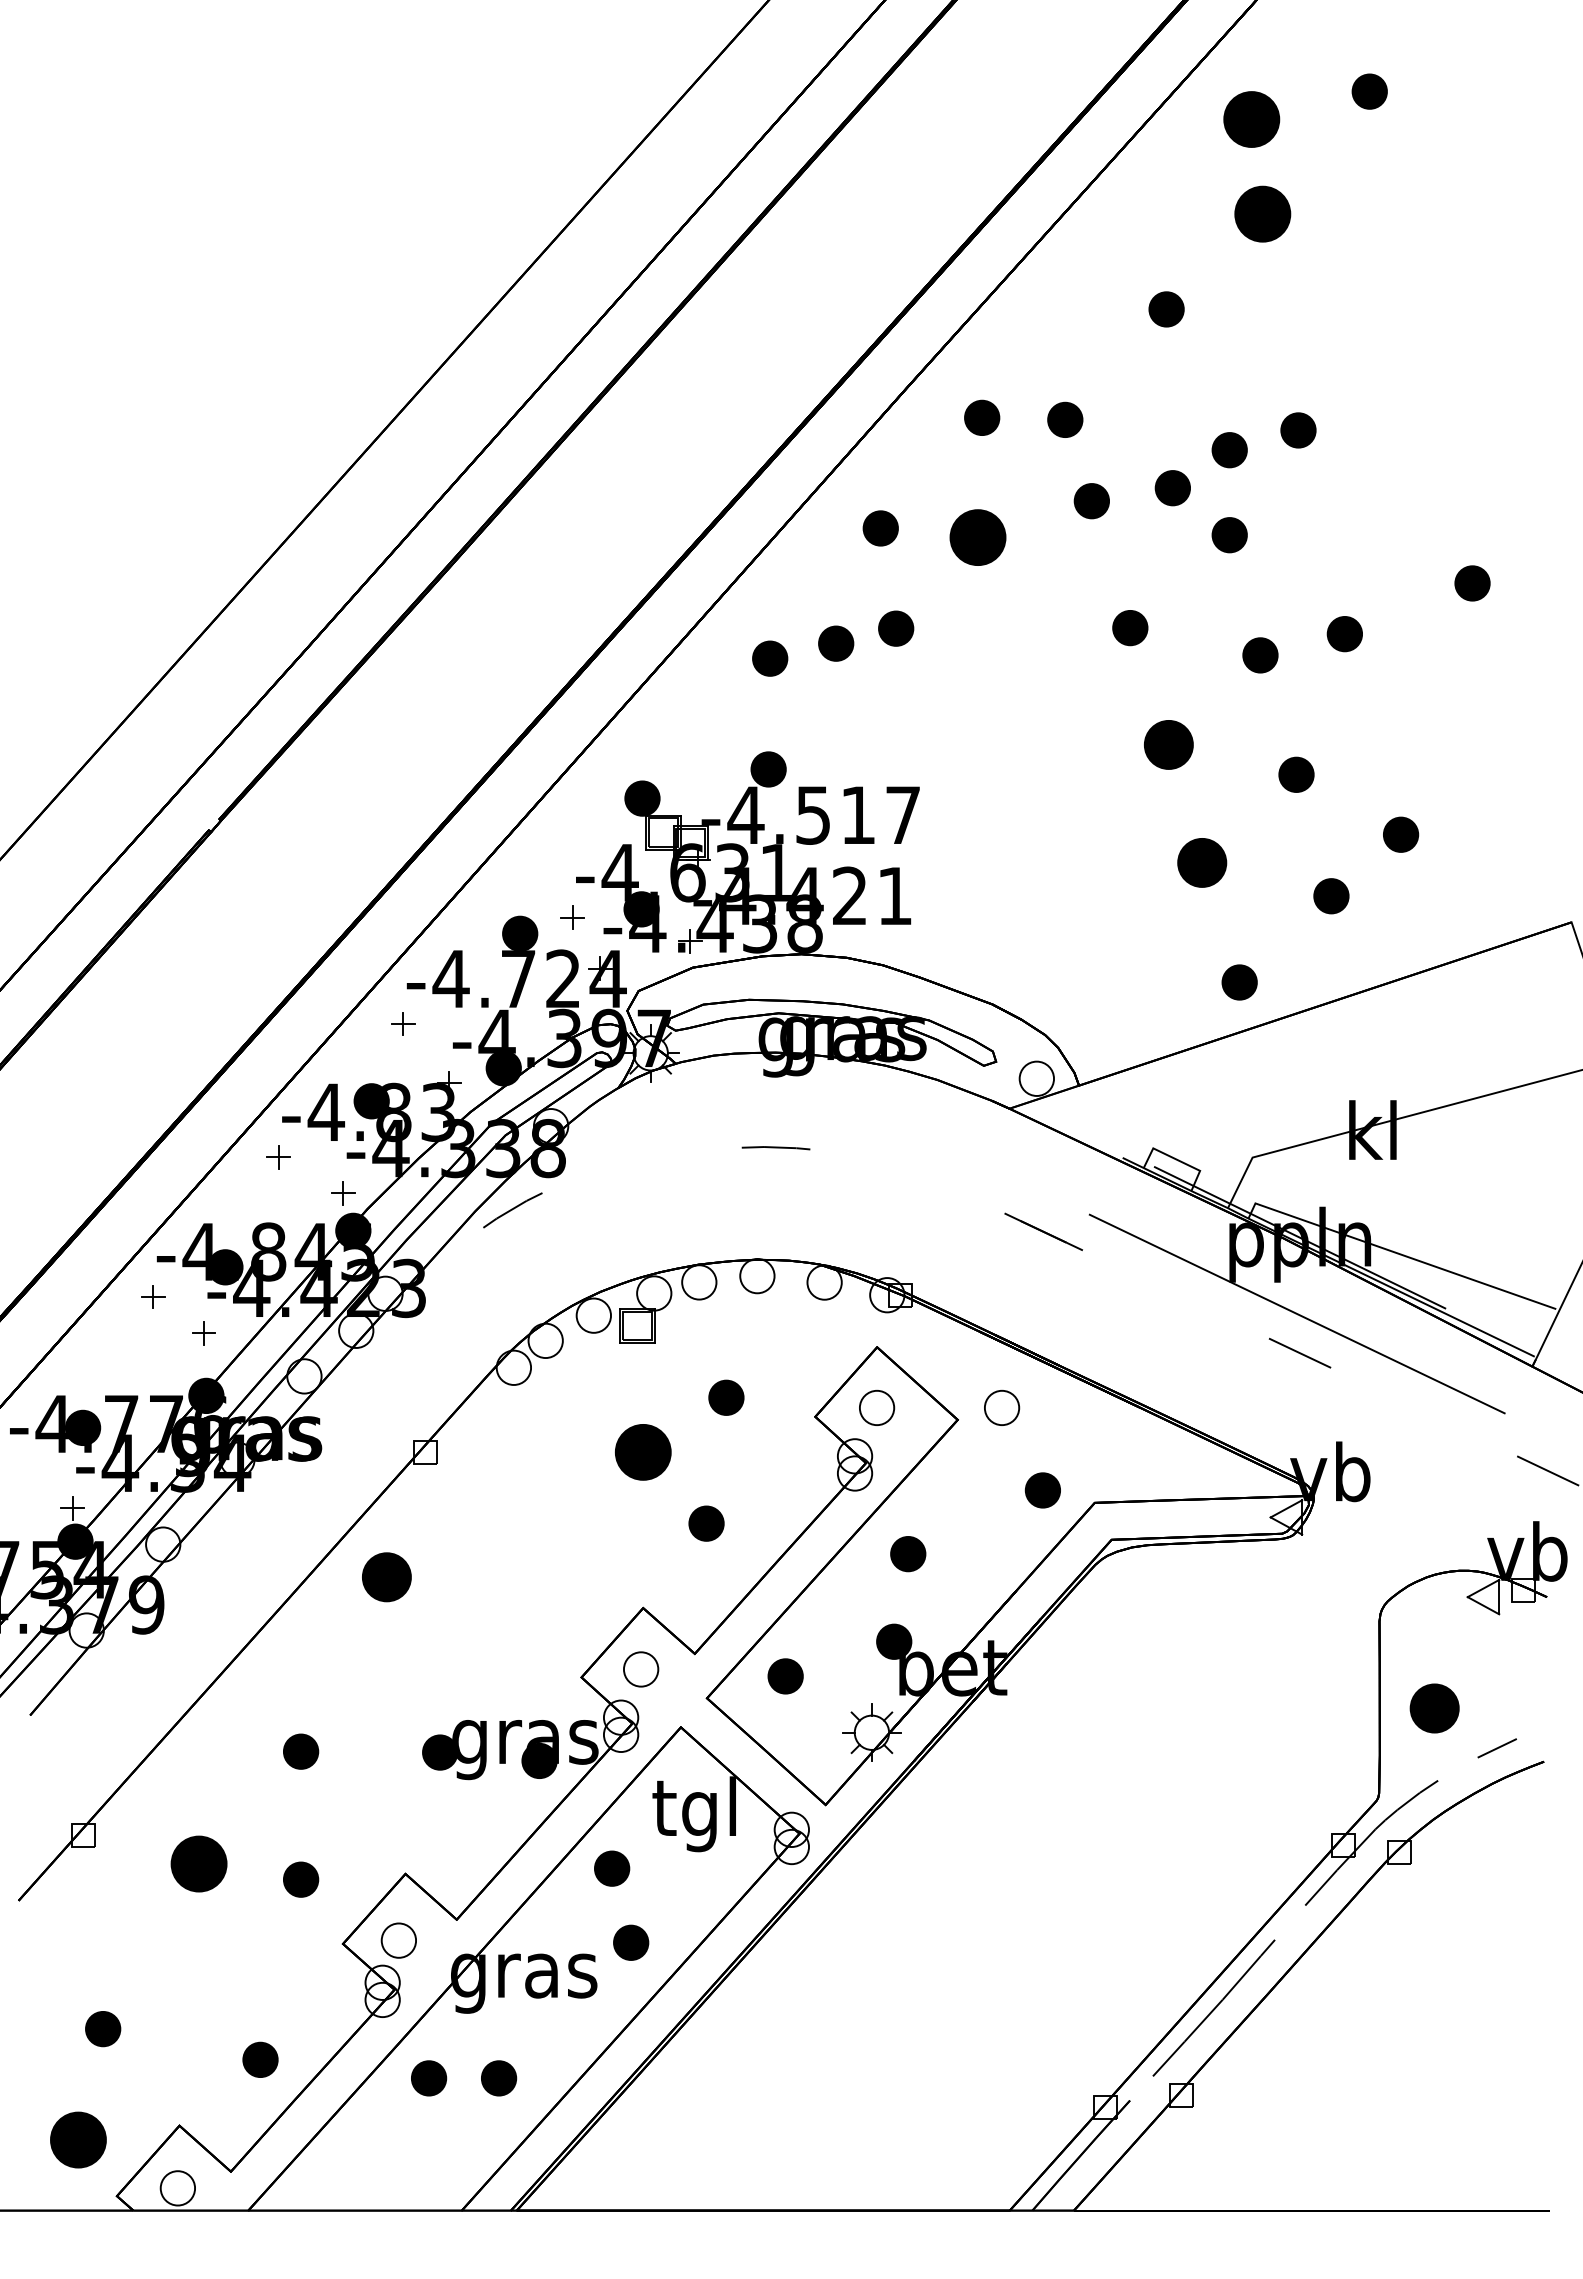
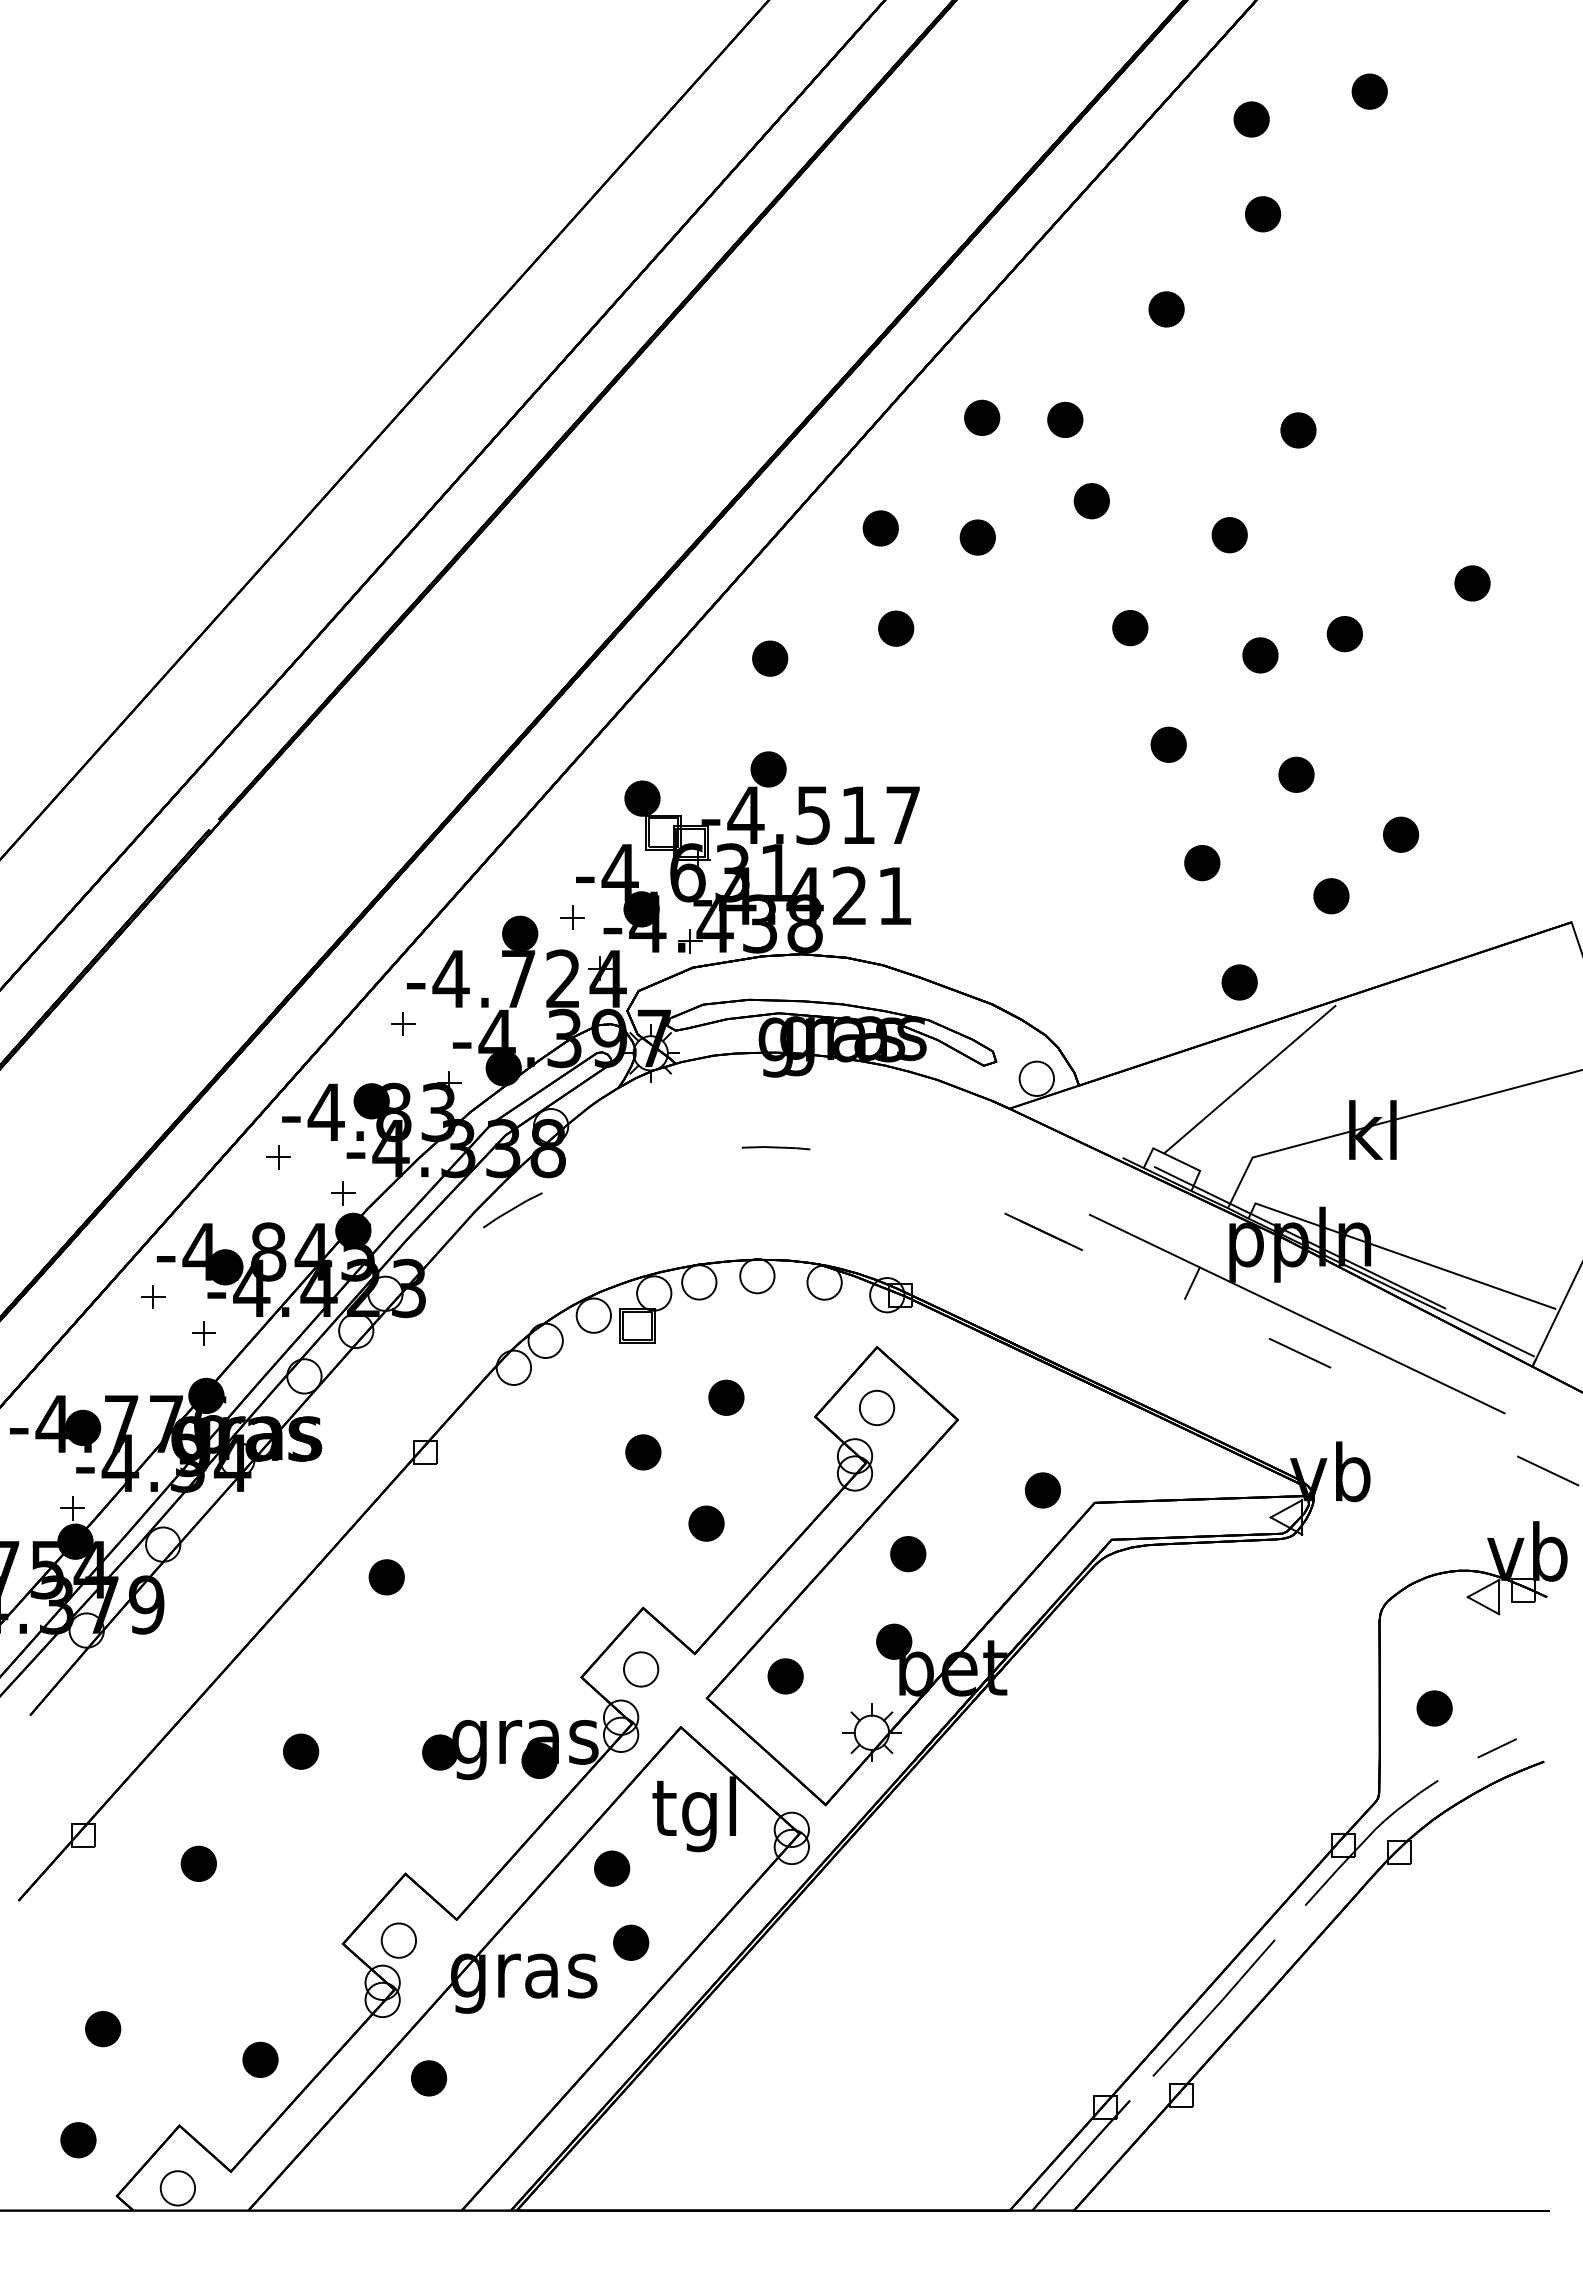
part size: 58x57 px -> 37x37 px (1251, 119)
part size: 58x58 px -> 37x37 px (1263, 214)
part: present -> none (1229, 450)
part: present -> none (1172, 488)
part size: 58x57 px -> 37x37 px (977, 537)
part: present -> none (836, 643)
part size: 50x50 px -> 37x37 px (1168, 744)
part size: 51x50 px -> 37x37 px (1202, 863)
line: none -> present (1250, 1078)
line: none -> present (1192, 1282)
part: present -> none (1002, 1407)
part size: 57x57 px -> 37x37 px (643, 1452)
part size: 50x51 px -> 37x37 px (386, 1577)
part size: 51x51 px -> 37x37 px (1434, 1708)
part size: 58x58 px -> 37x37 px (198, 1863)
part: present -> none (301, 1879)
part: present -> none (499, 2078)
part size: 57x58 px -> 37x37 px (78, 2140)
